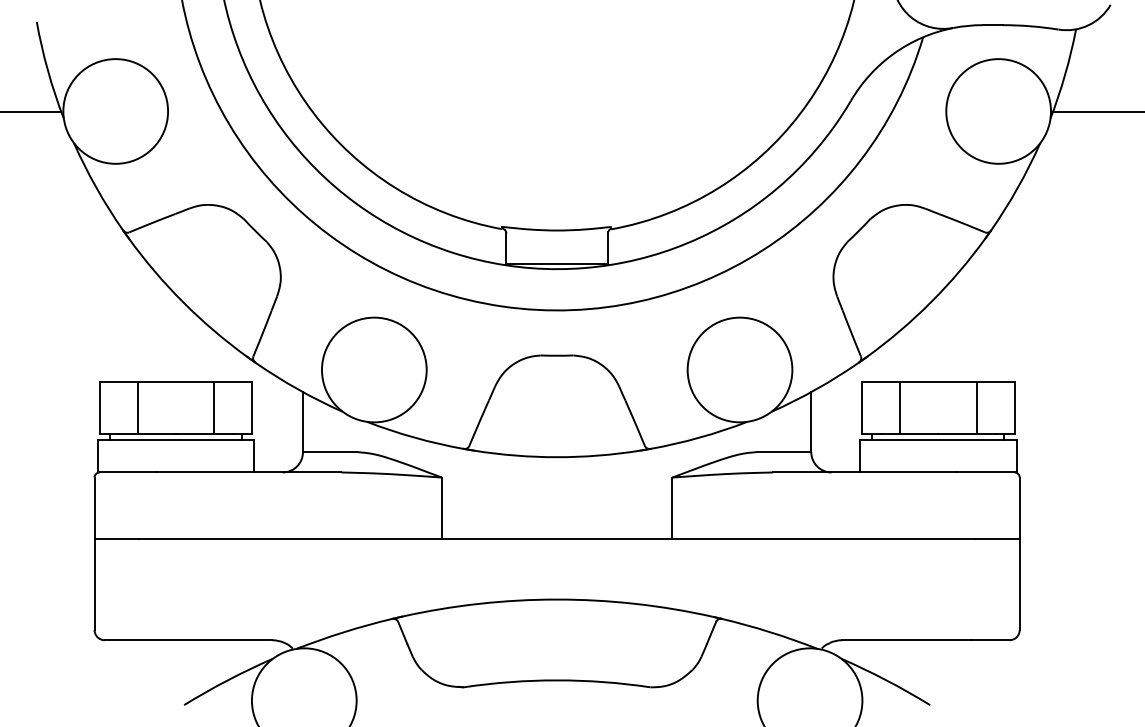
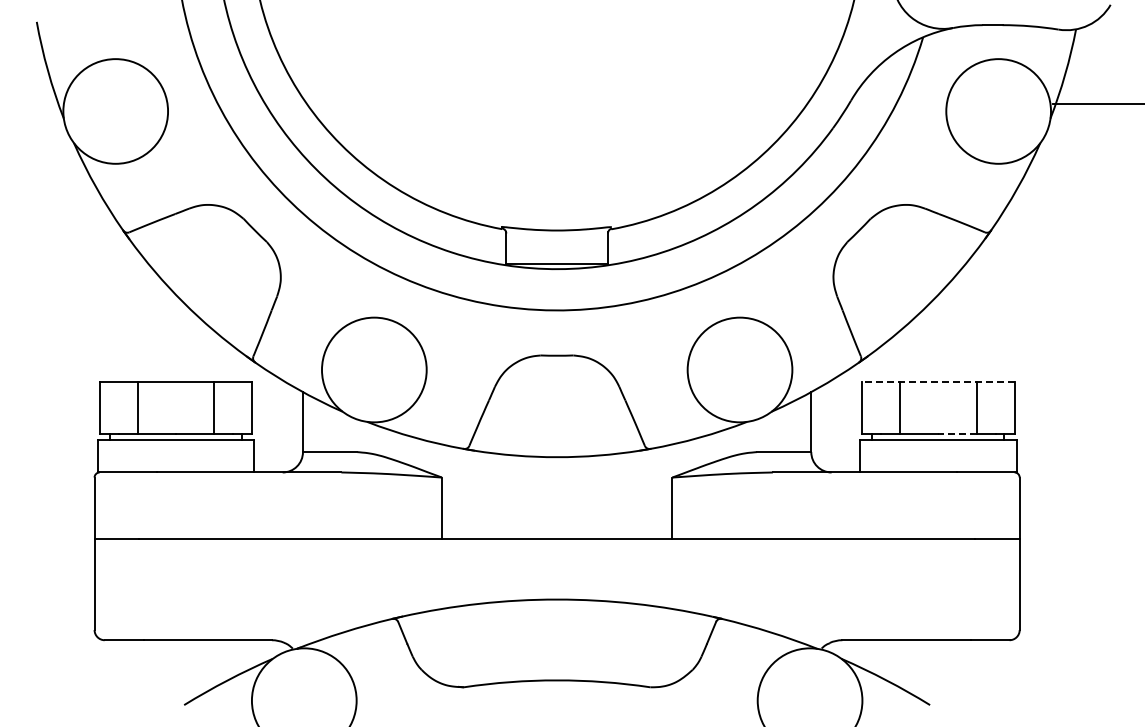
line: present -> none (31, 111)
line position: (1097, 111) -> (1097, 103) (1097, 103)
line: solid -> dashed (937, 382)
line: solid -> dashed (956, 433)
